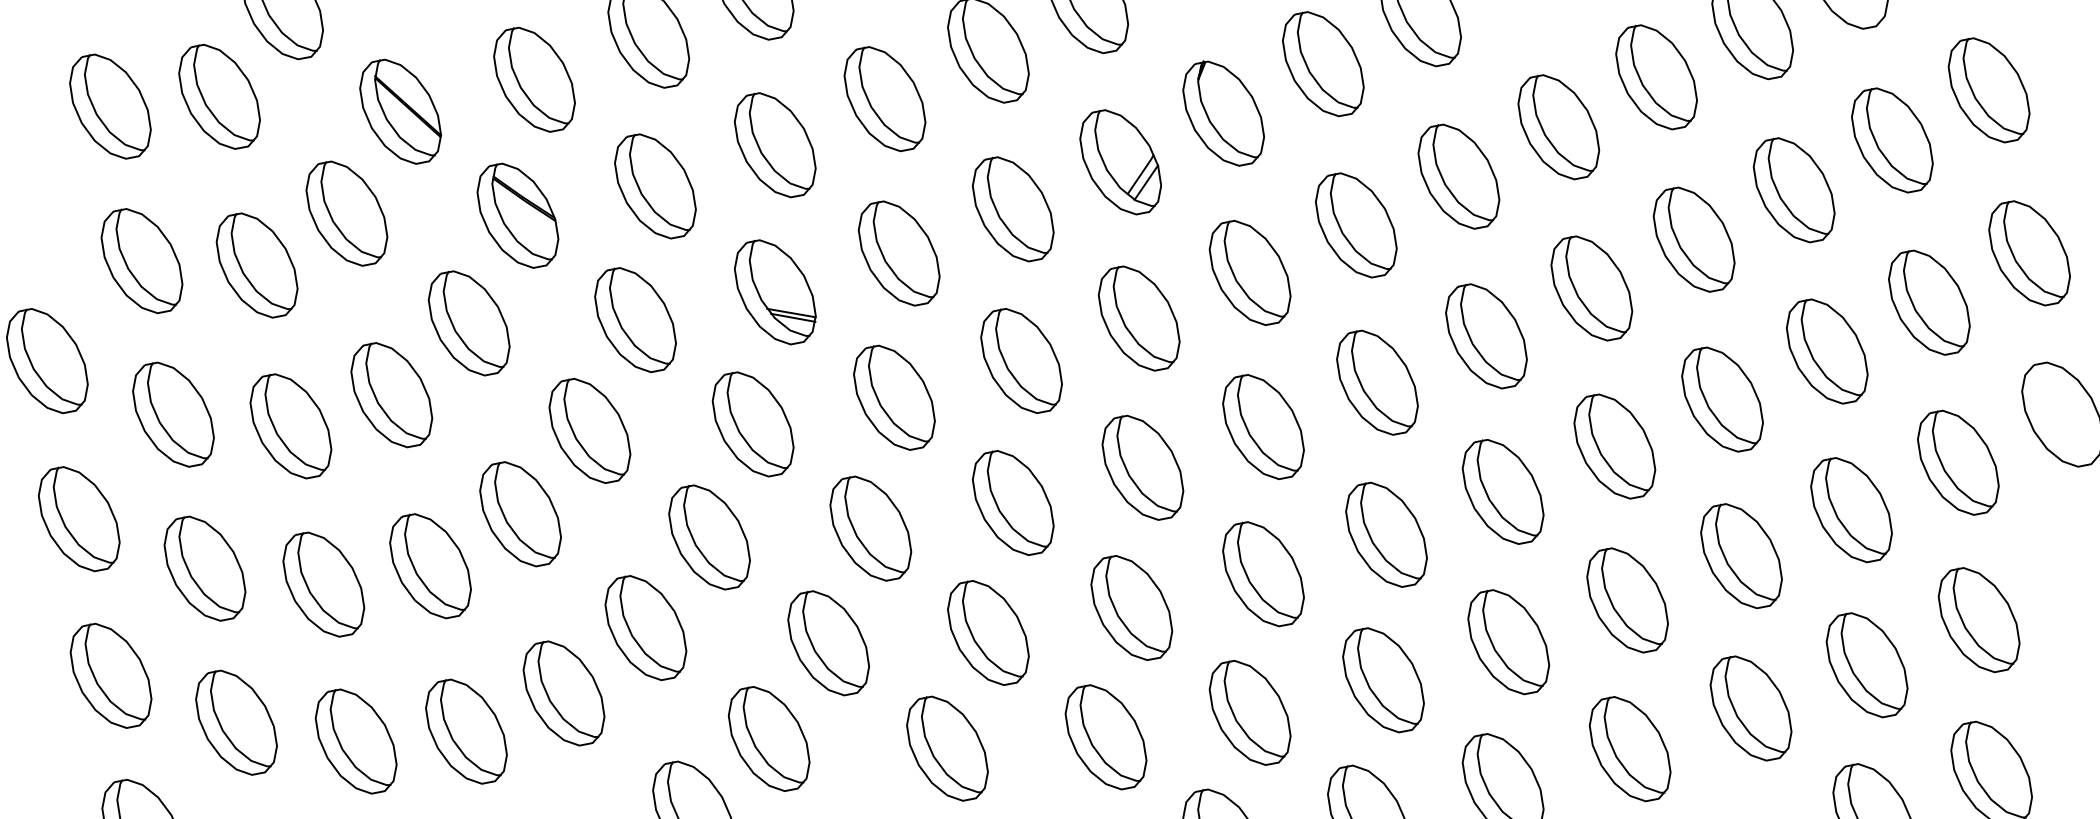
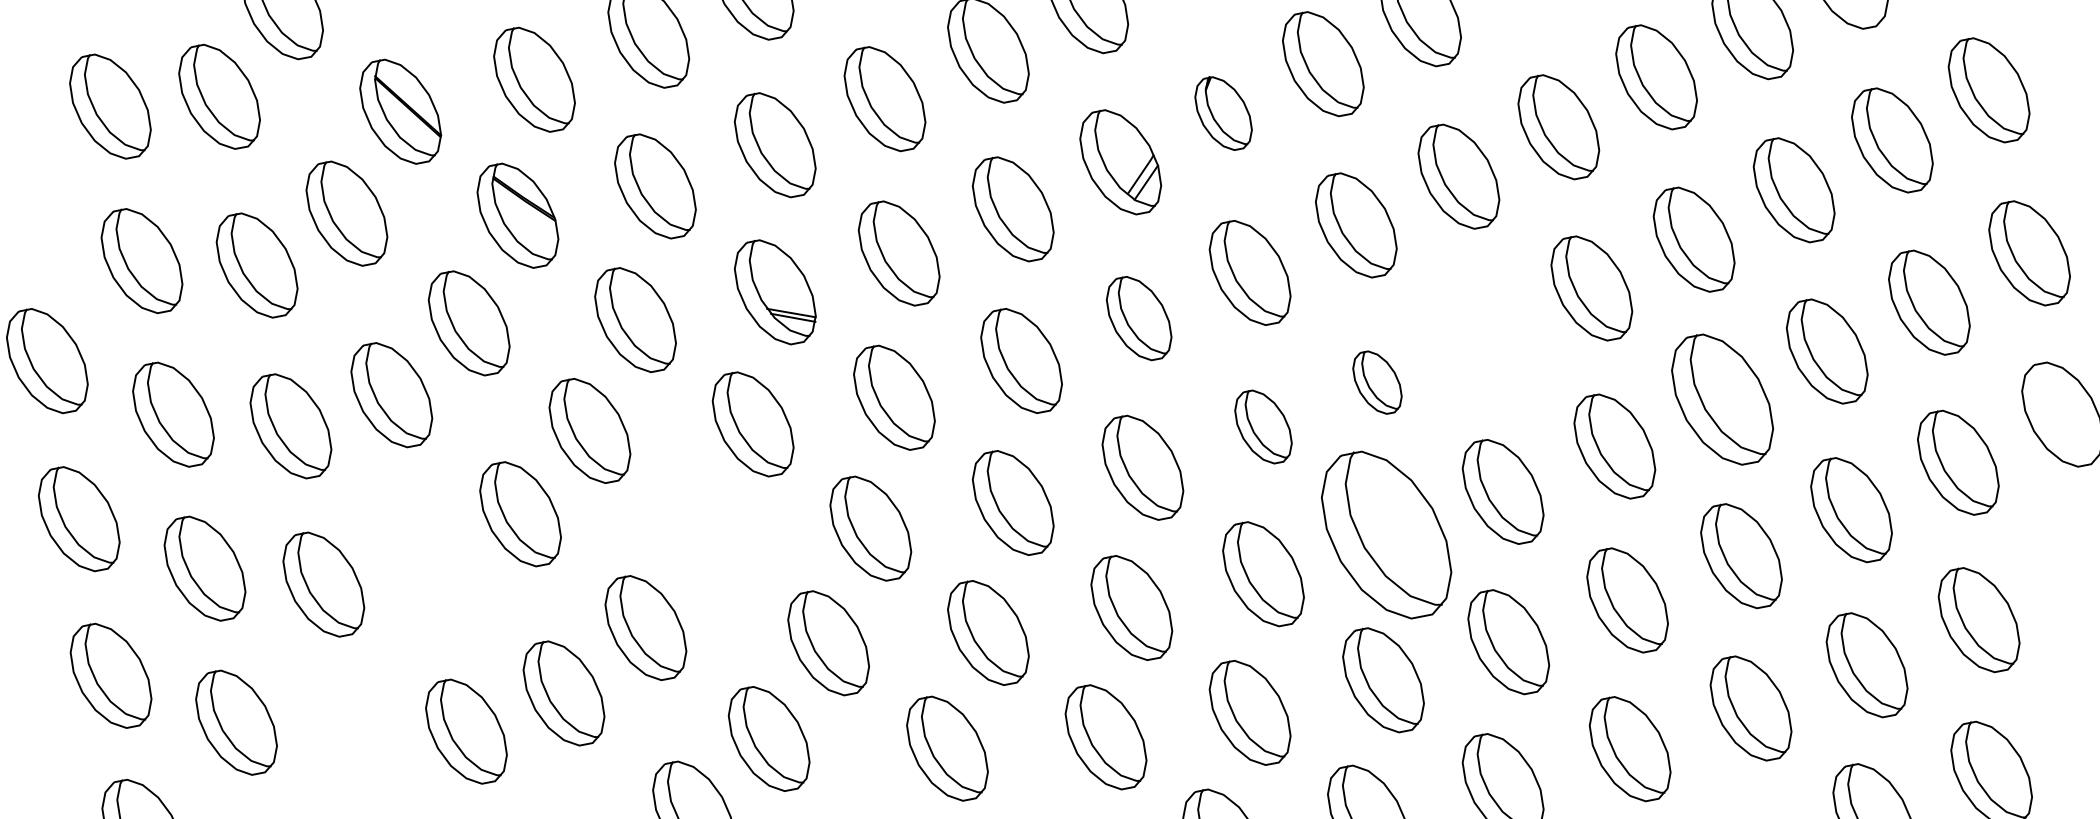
part size: 83x107 px -> 59x75 px (1223, 113)
part size: 84x107 px -> 67x86 px (1139, 318)
part: present -> none (1486, 336)
part size: 83x107 px -> 51x65 px (1377, 382)
part size: 83x107 px -> 103x133 px (1722, 399)
part size: 83x106 px -> 59x76 px (1263, 426)
part size: 83x107 px -> 132x170 px (1386, 534)
part: present -> none (709, 537)
part: present -> none (430, 566)
part: present -> none (355, 741)
